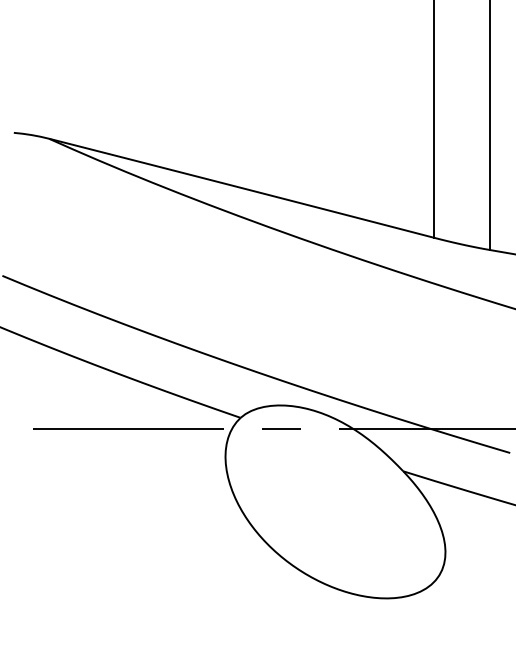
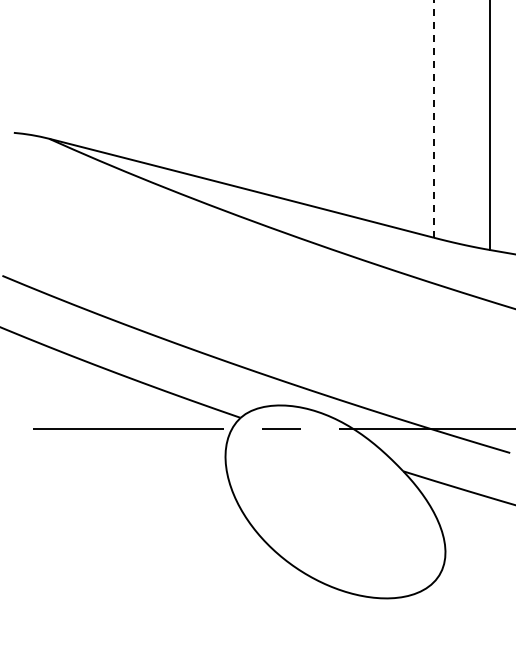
line: solid -> dashed (433, 118)
